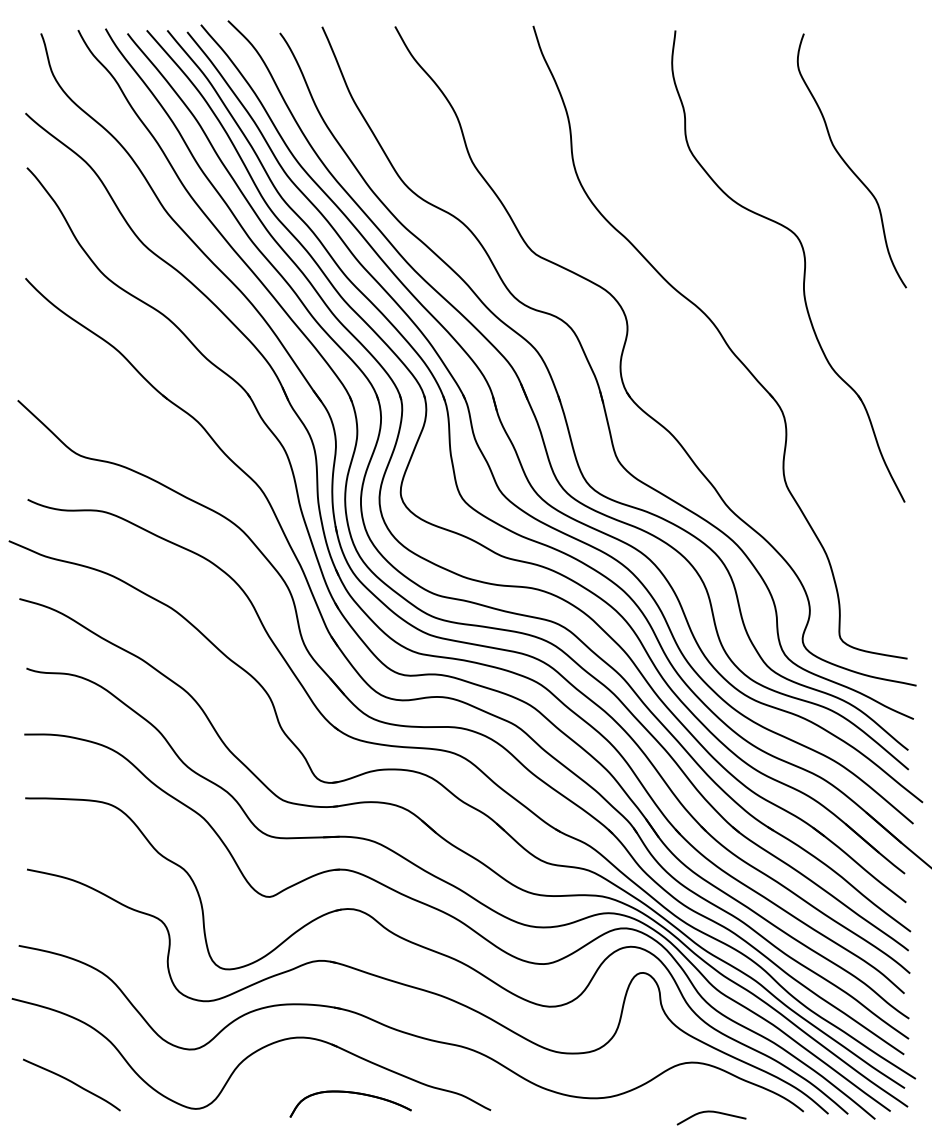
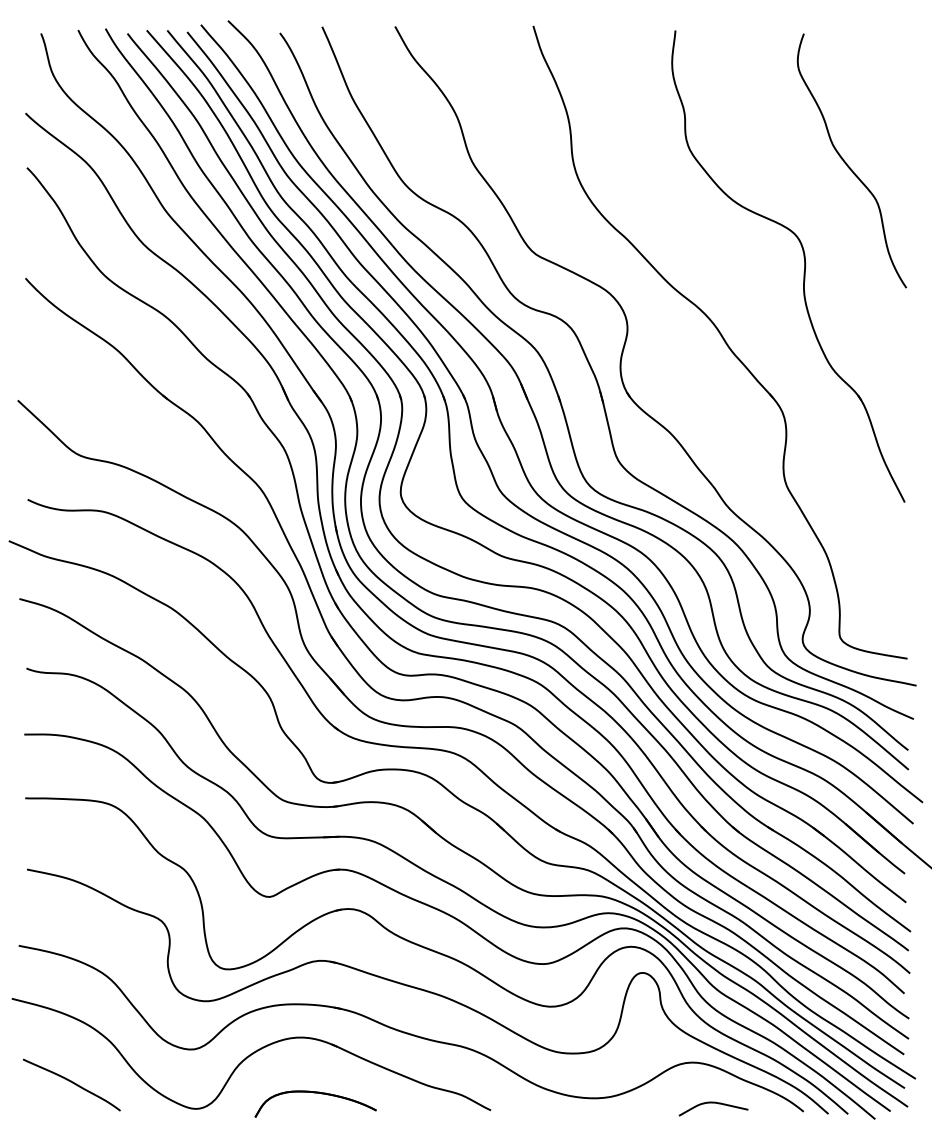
part position: (350, 1093) -> (315, 1093) (315, 1093)
curve position: (711, 1112) -> (713, 1103) (713, 1103)
